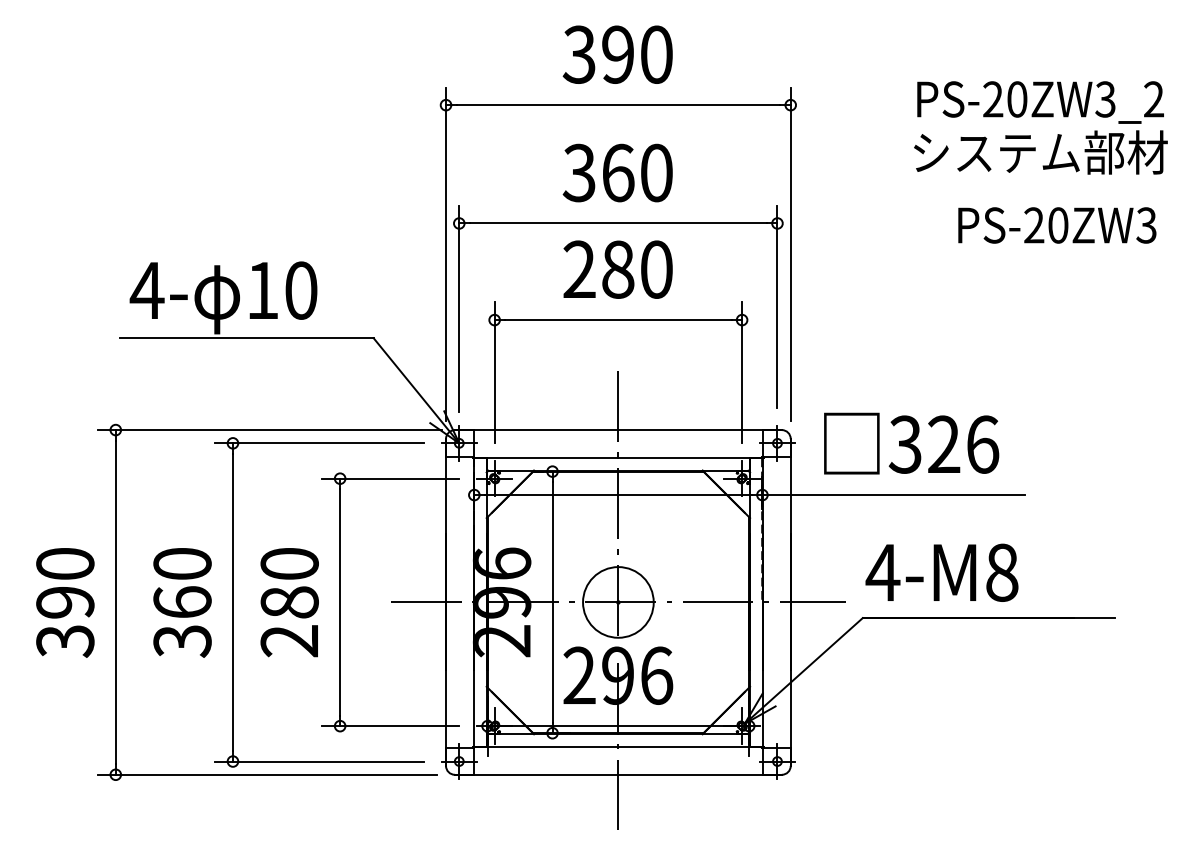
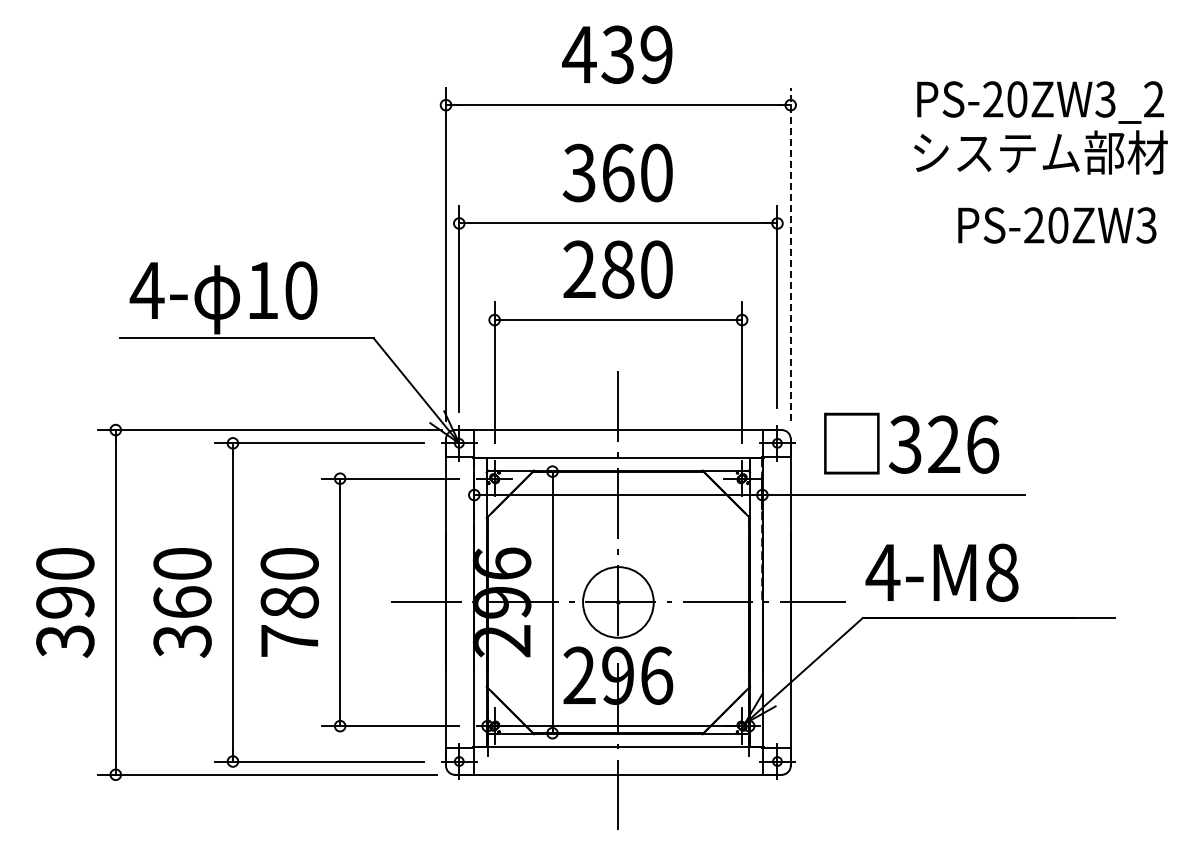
text: 390 -> 439 (617, 54)
line: solid -> dashed (790, 254)
text: 280 -> 780 (288, 641)
